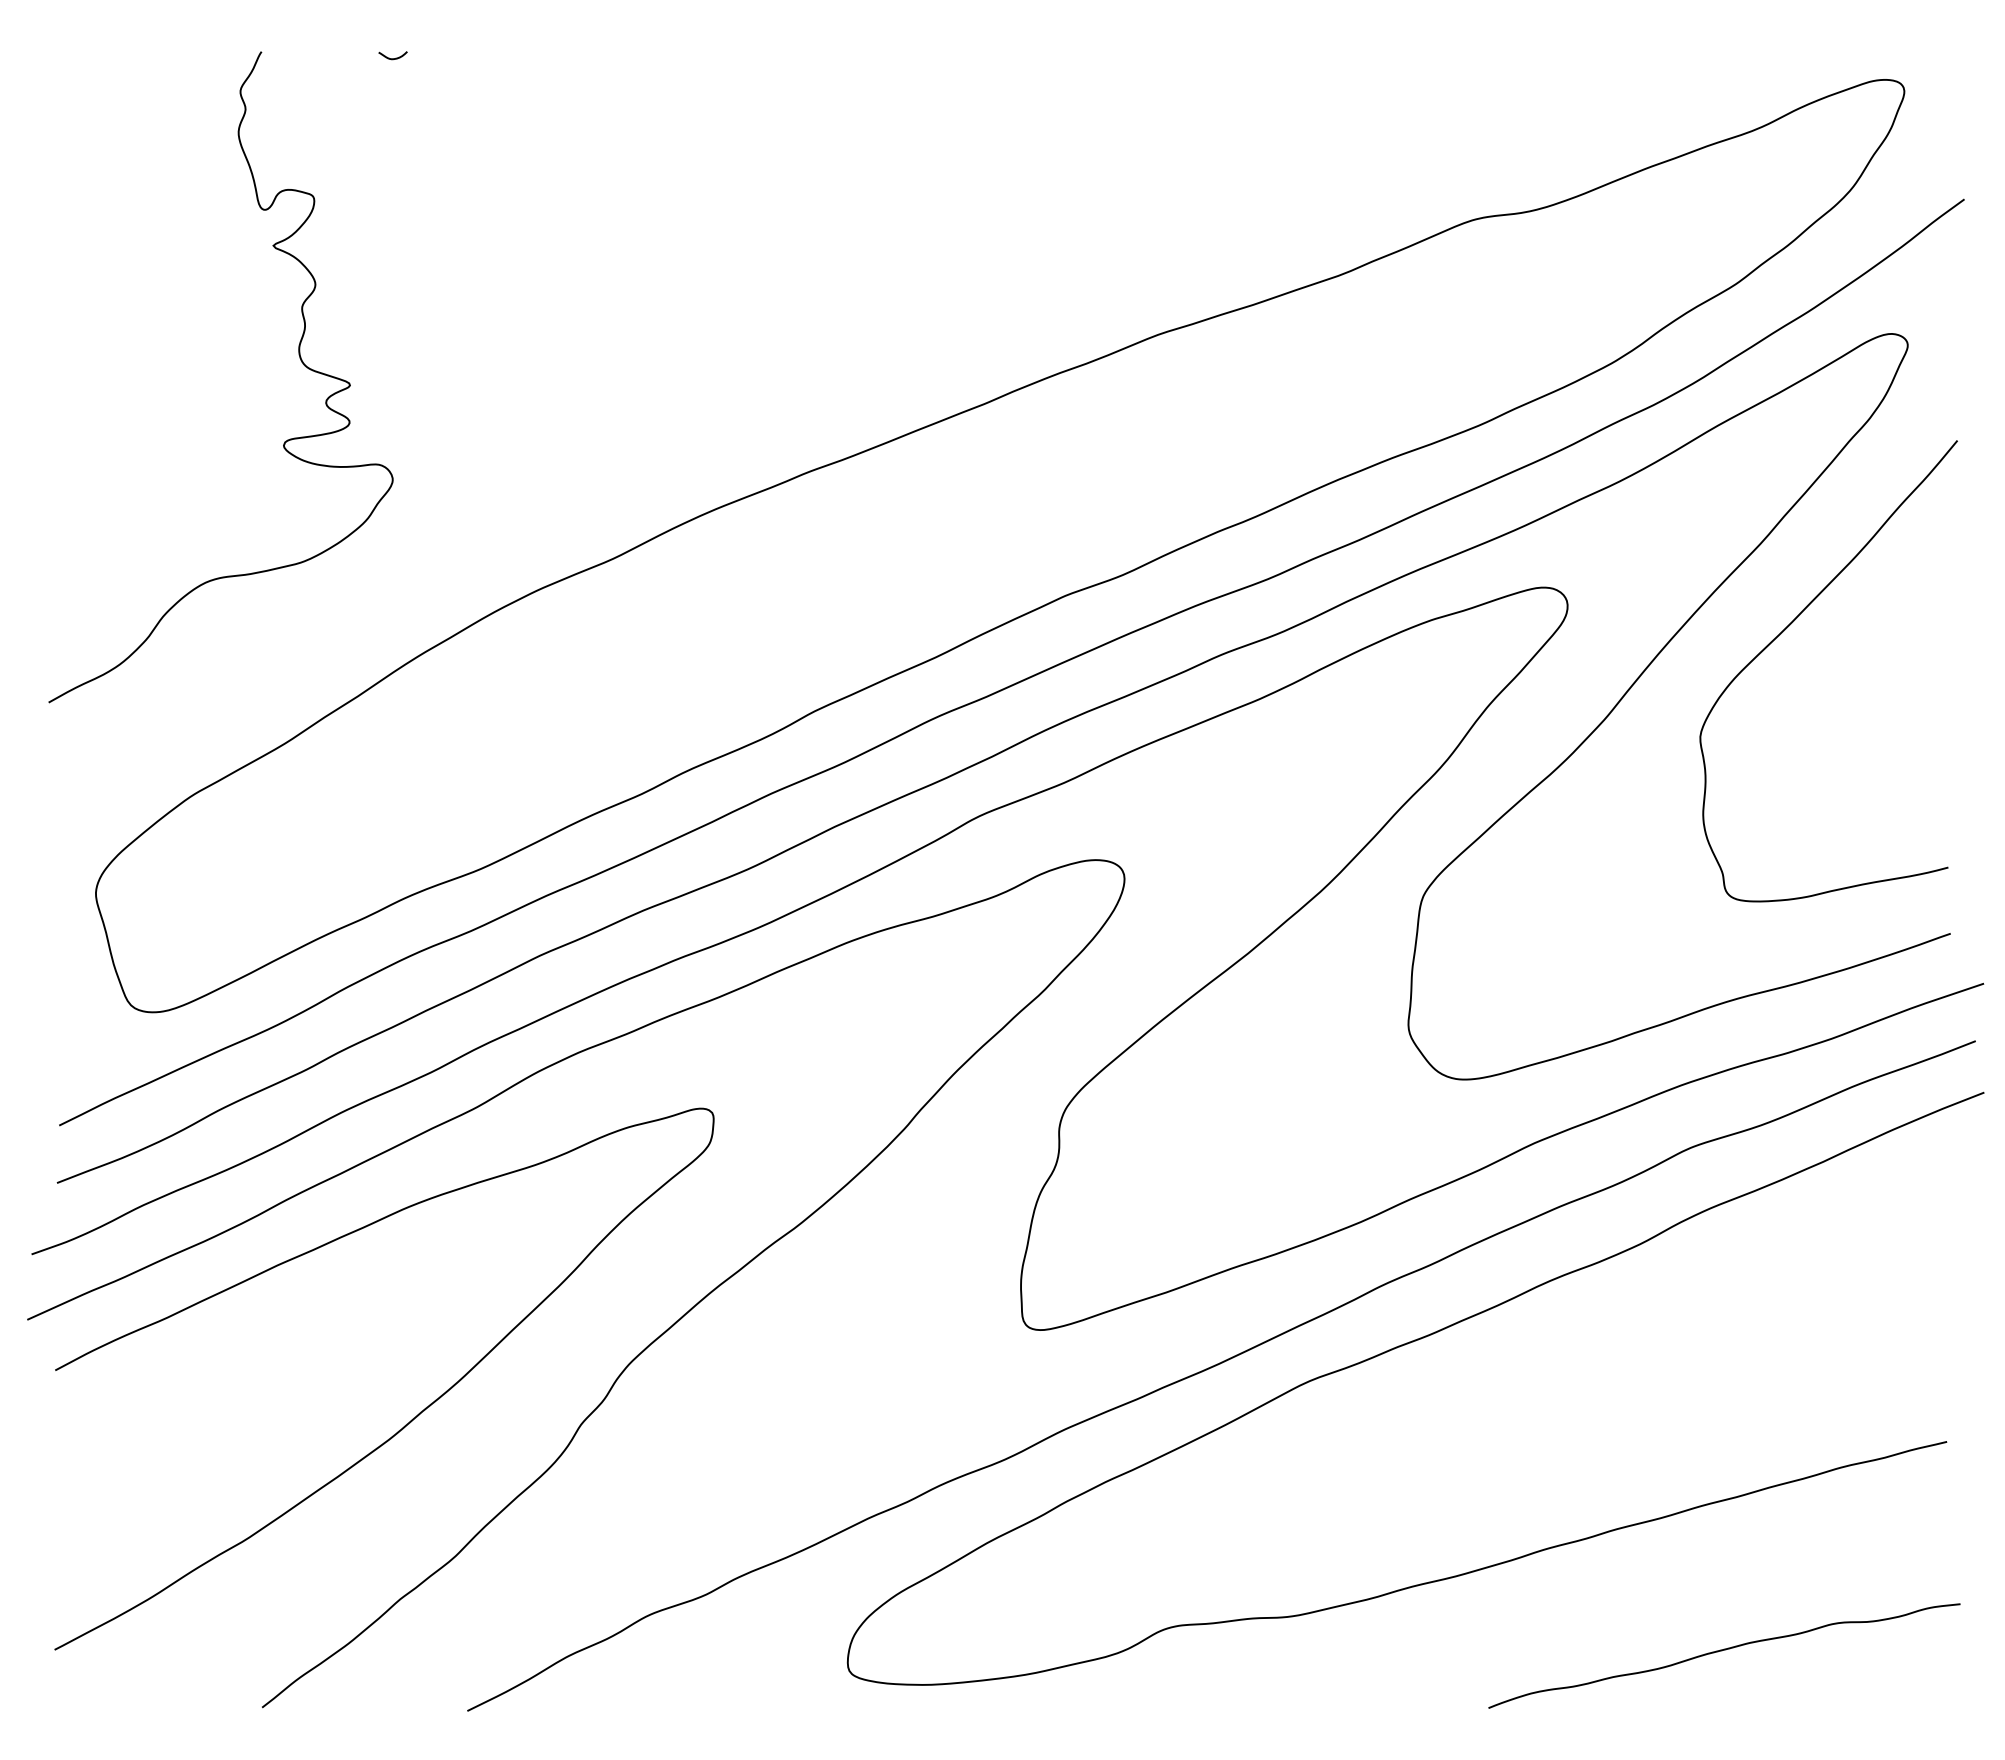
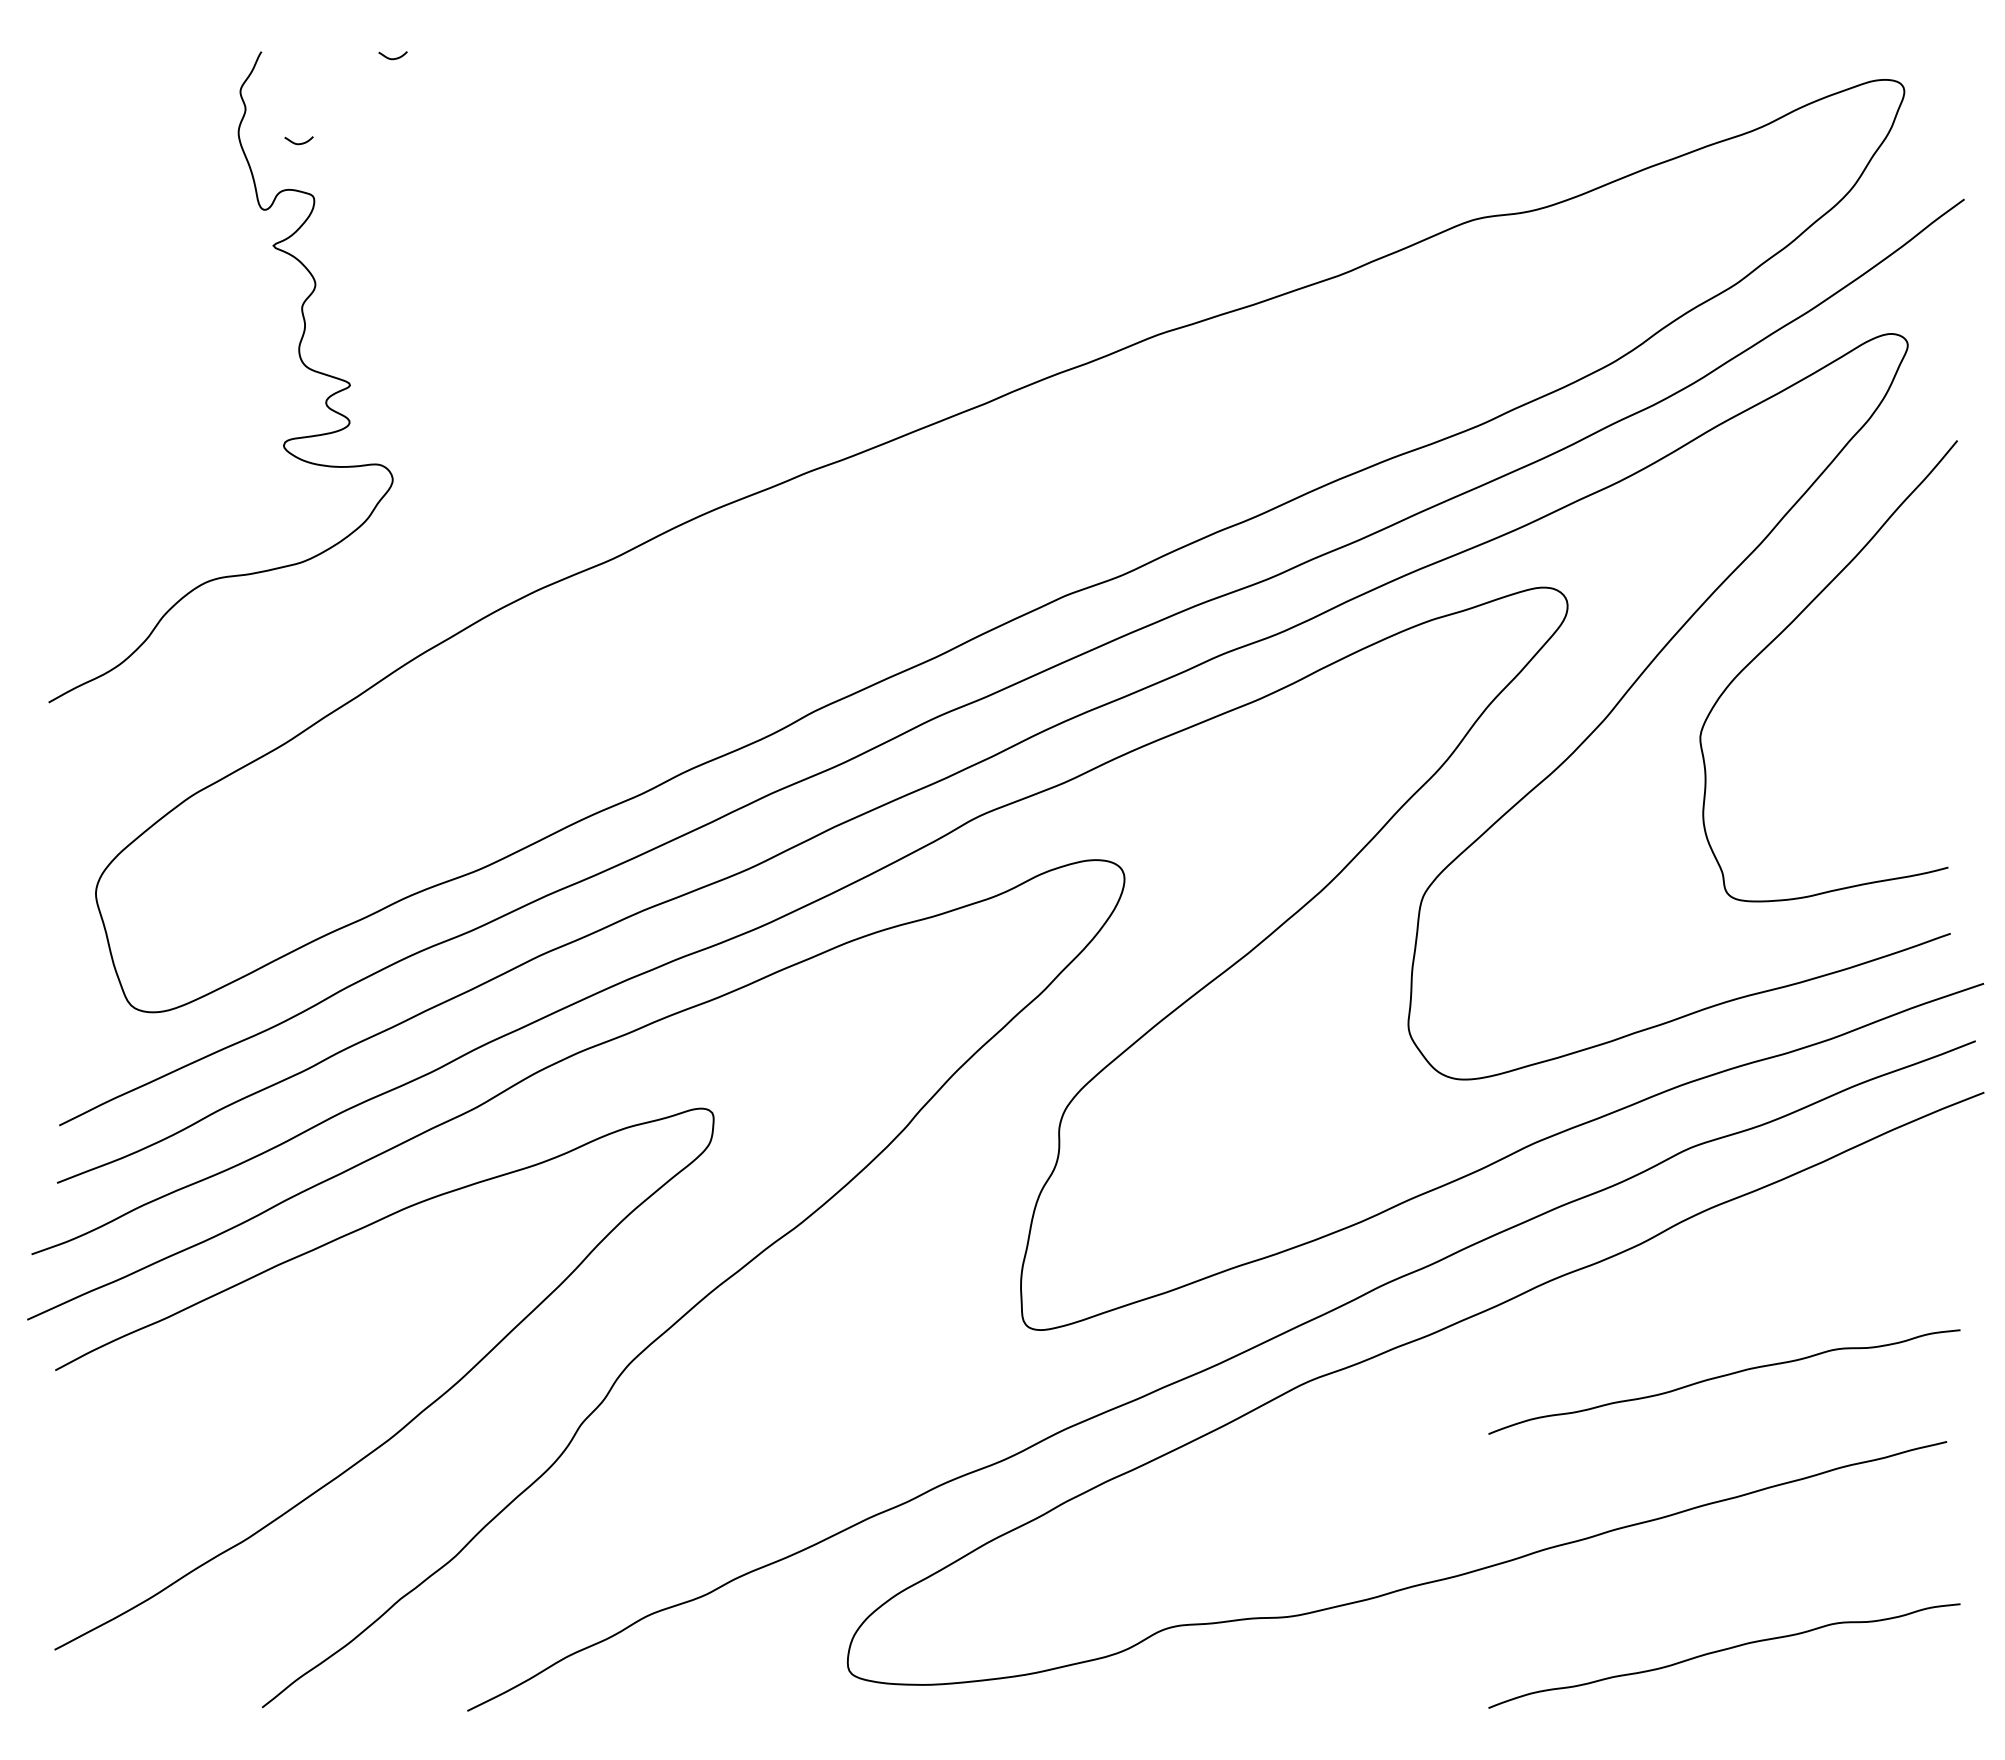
curve: none -> present (298, 143)
curve: none -> present (1722, 1377)
